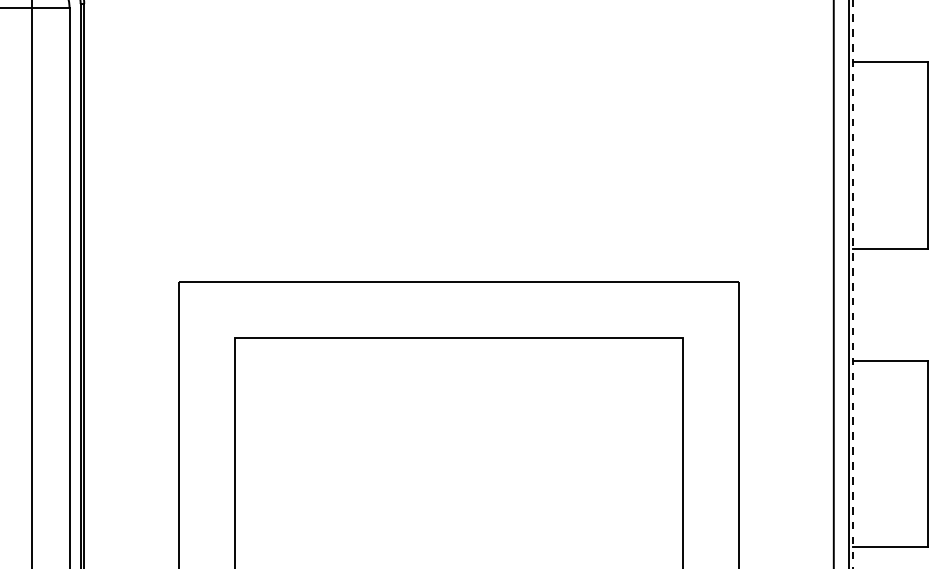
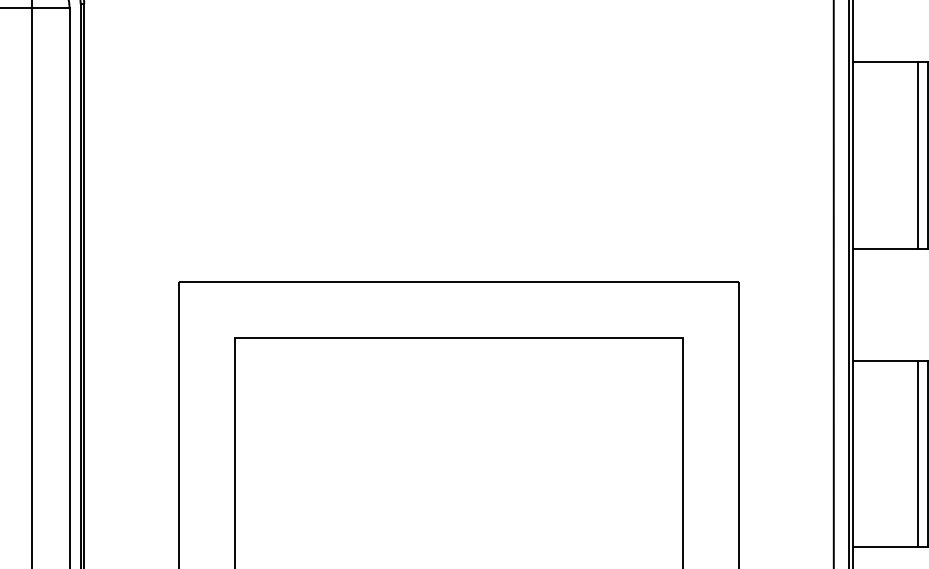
line: none -> present (918, 155)
line: dashed -> solid (853, 285)
line: none -> present (918, 453)
